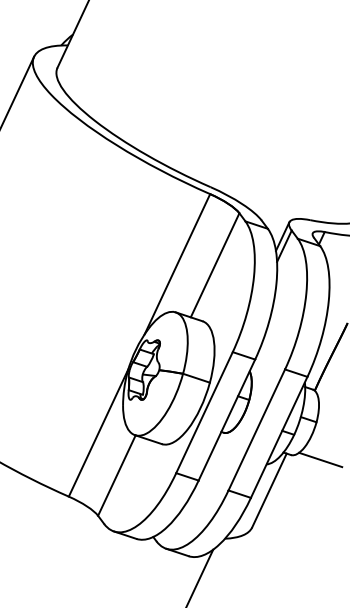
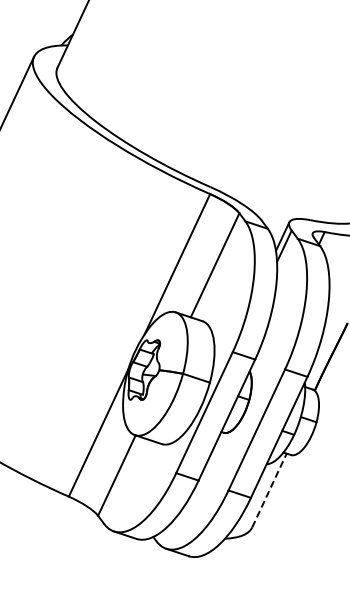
line: present -> none (320, 459)
line: solid -> dashed (269, 490)
line: present -> none (200, 576)
